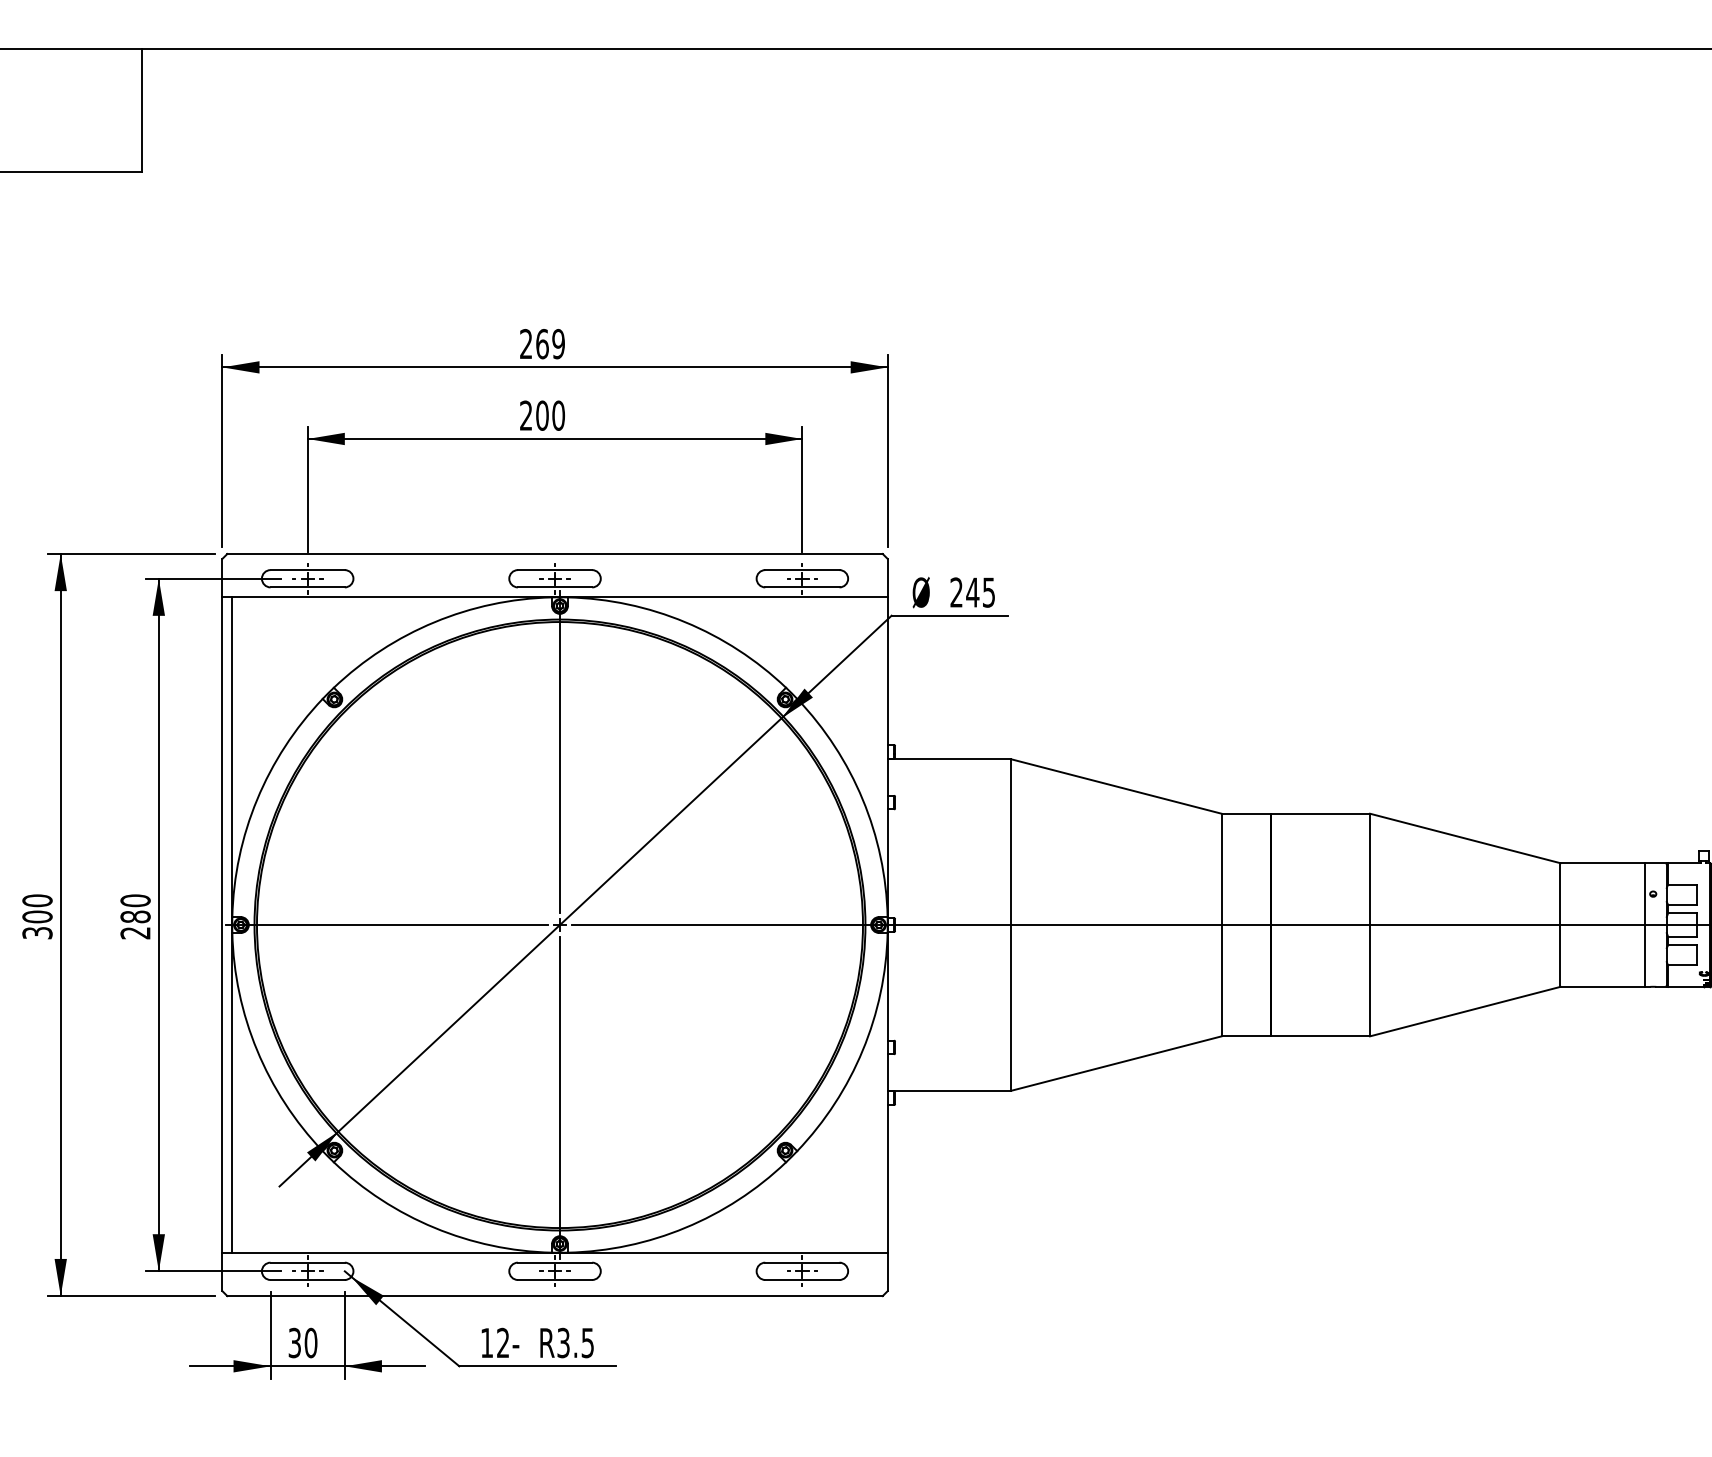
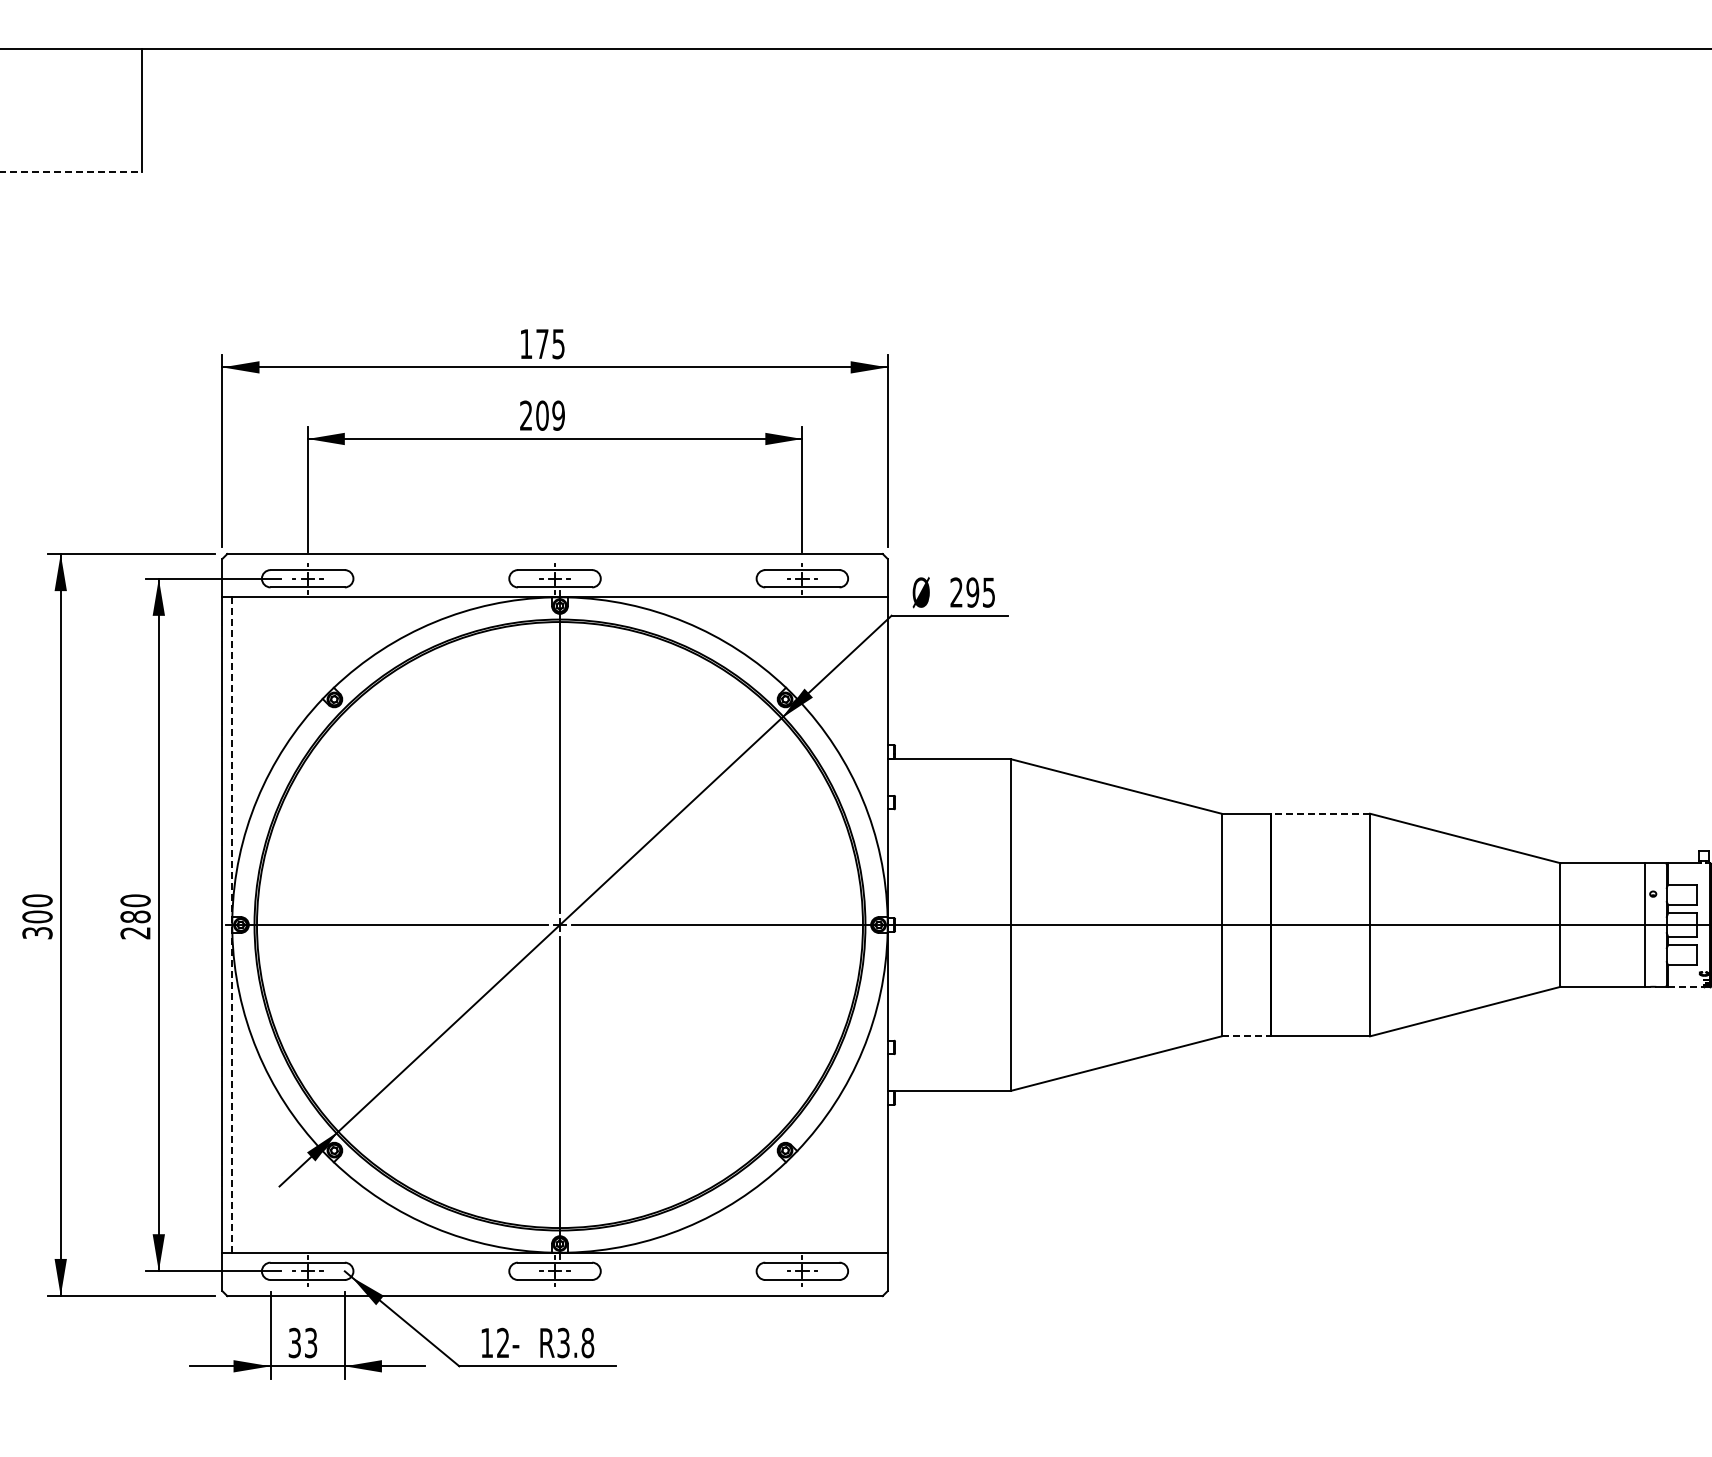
line: solid -> dashed (71, 172)
text: 269 -> 175 (542, 343)
text: 200 -> 209 (558, 415)
text: 245 -> 295 (972, 592)
line: solid -> dashed (1320, 813)
line: solid -> dashed (232, 925)
line: solid -> dashed (1686, 986)
line: solid -> dashed (1246, 1036)
text: 30 -> 33 (310, 1342)
text: R3.5 -> R3.8 (587, 1342)
